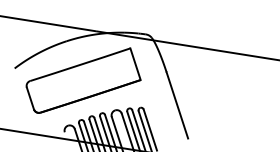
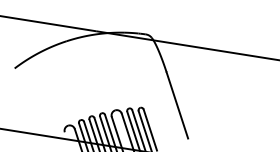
part: present -> none (83, 80)
